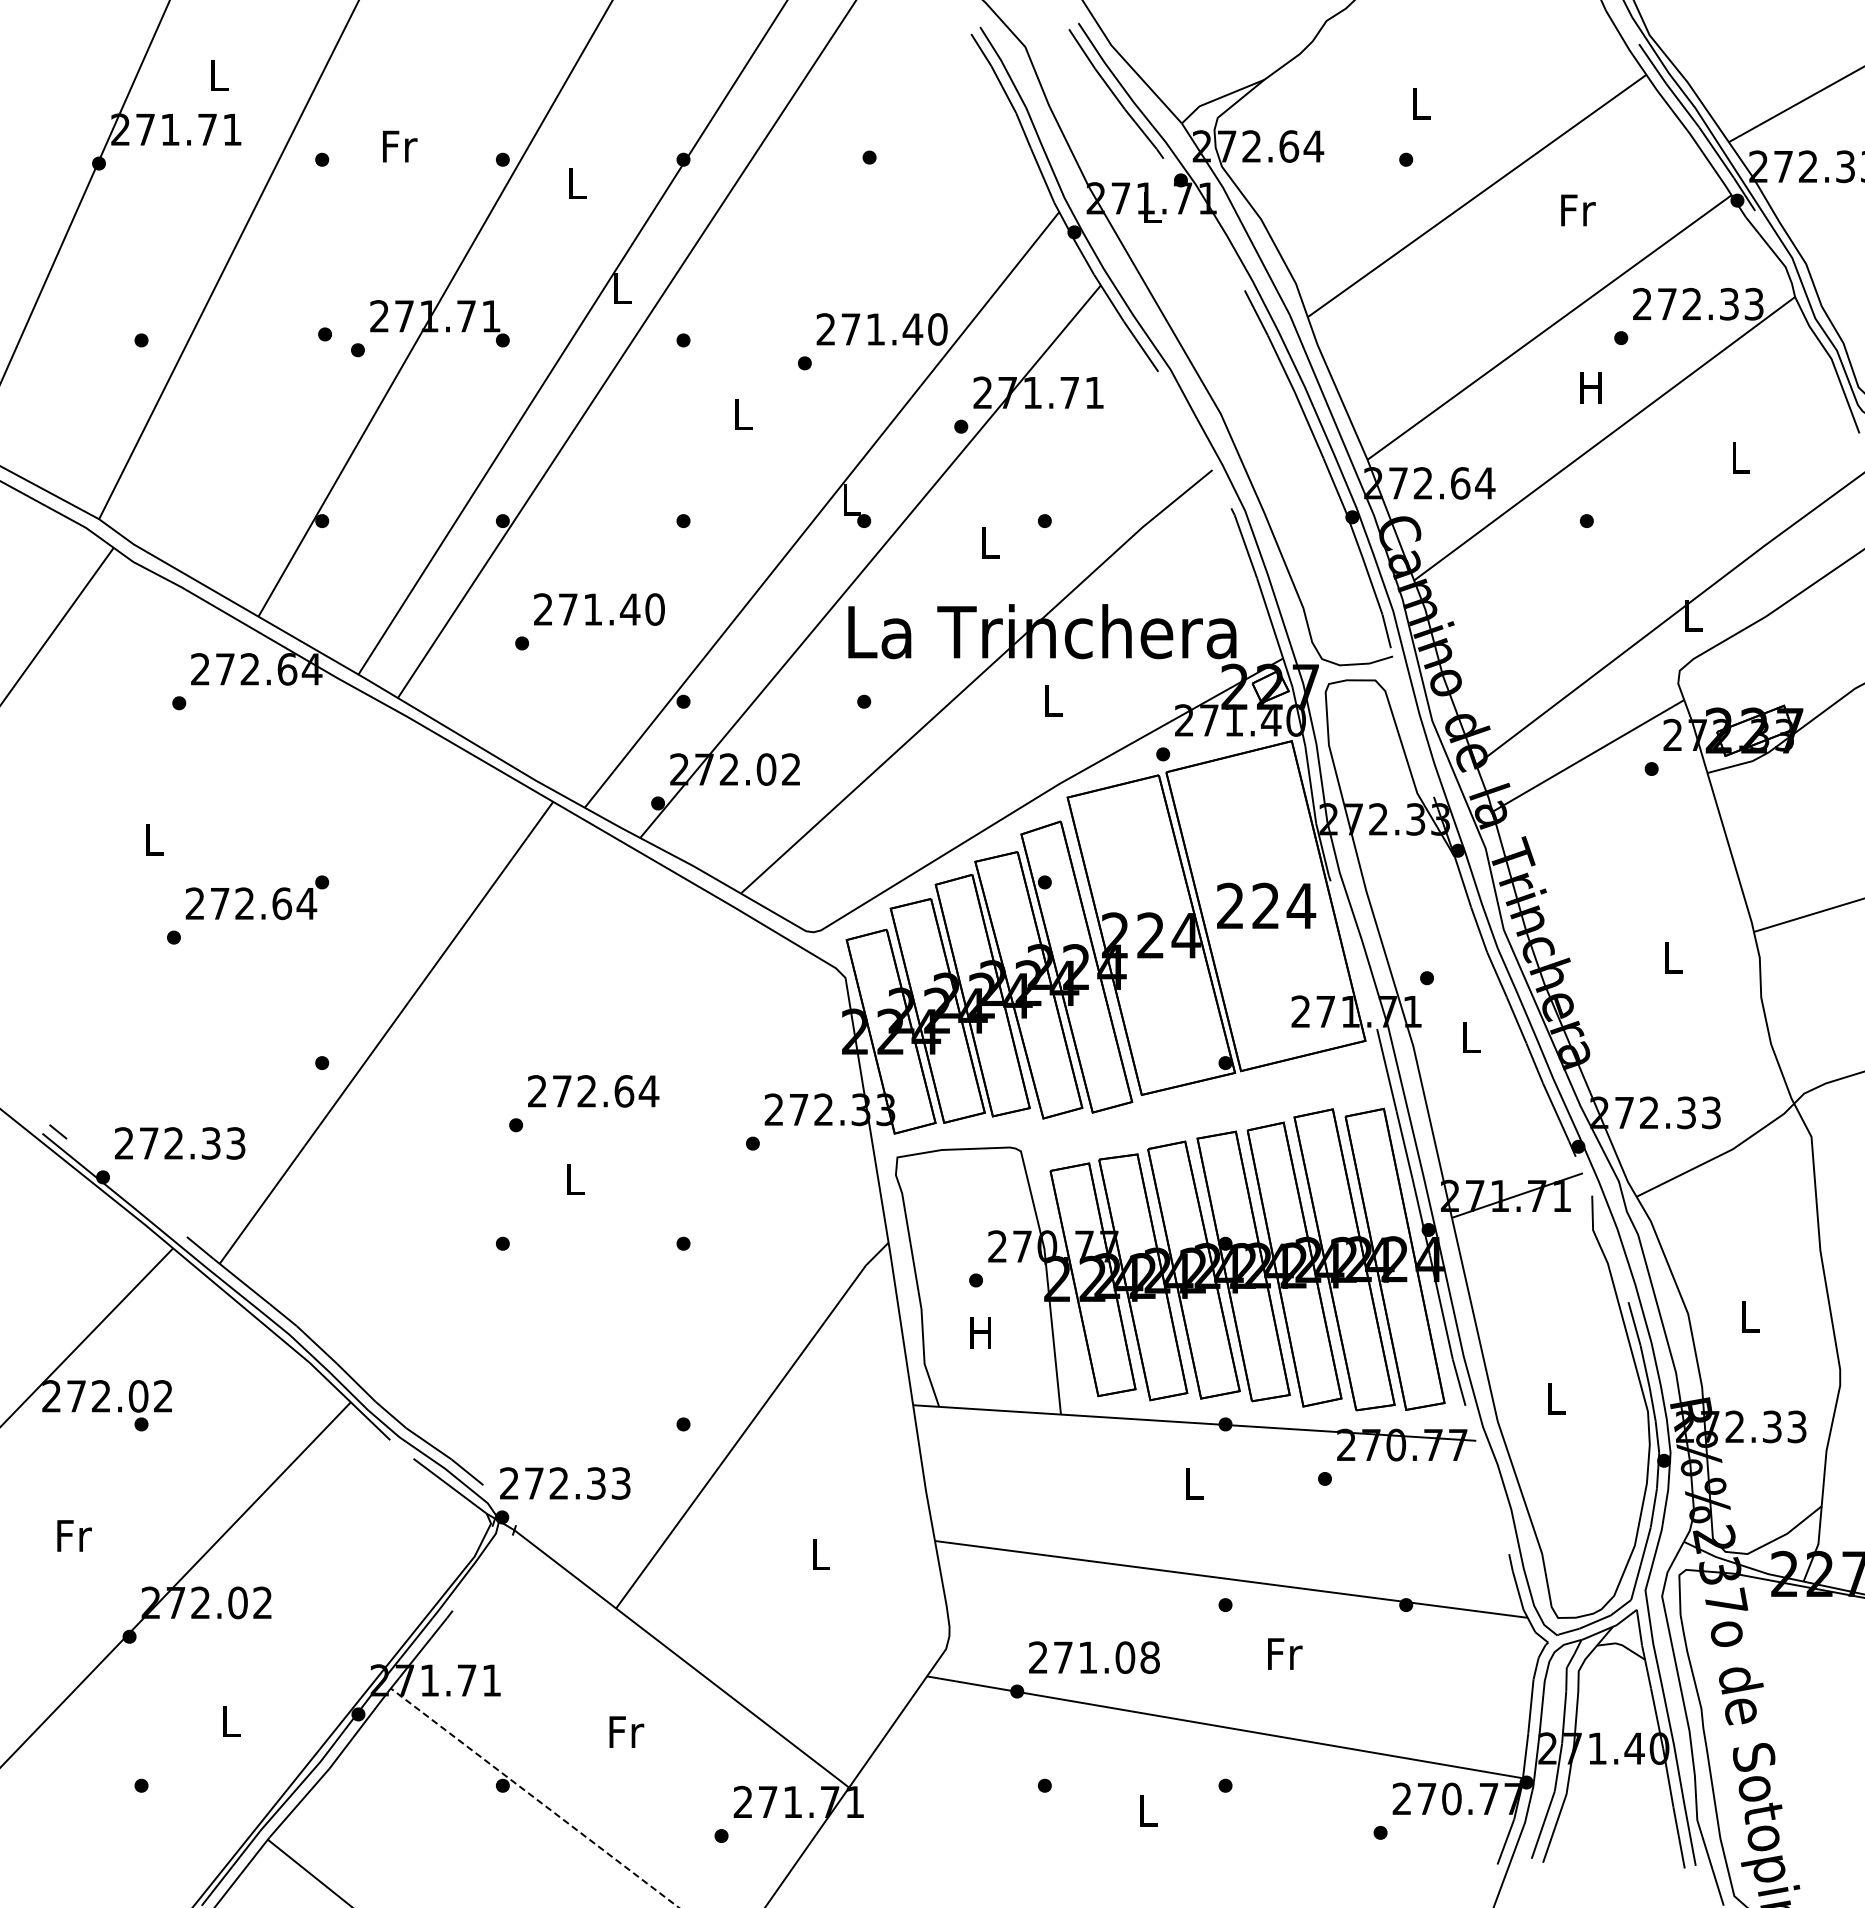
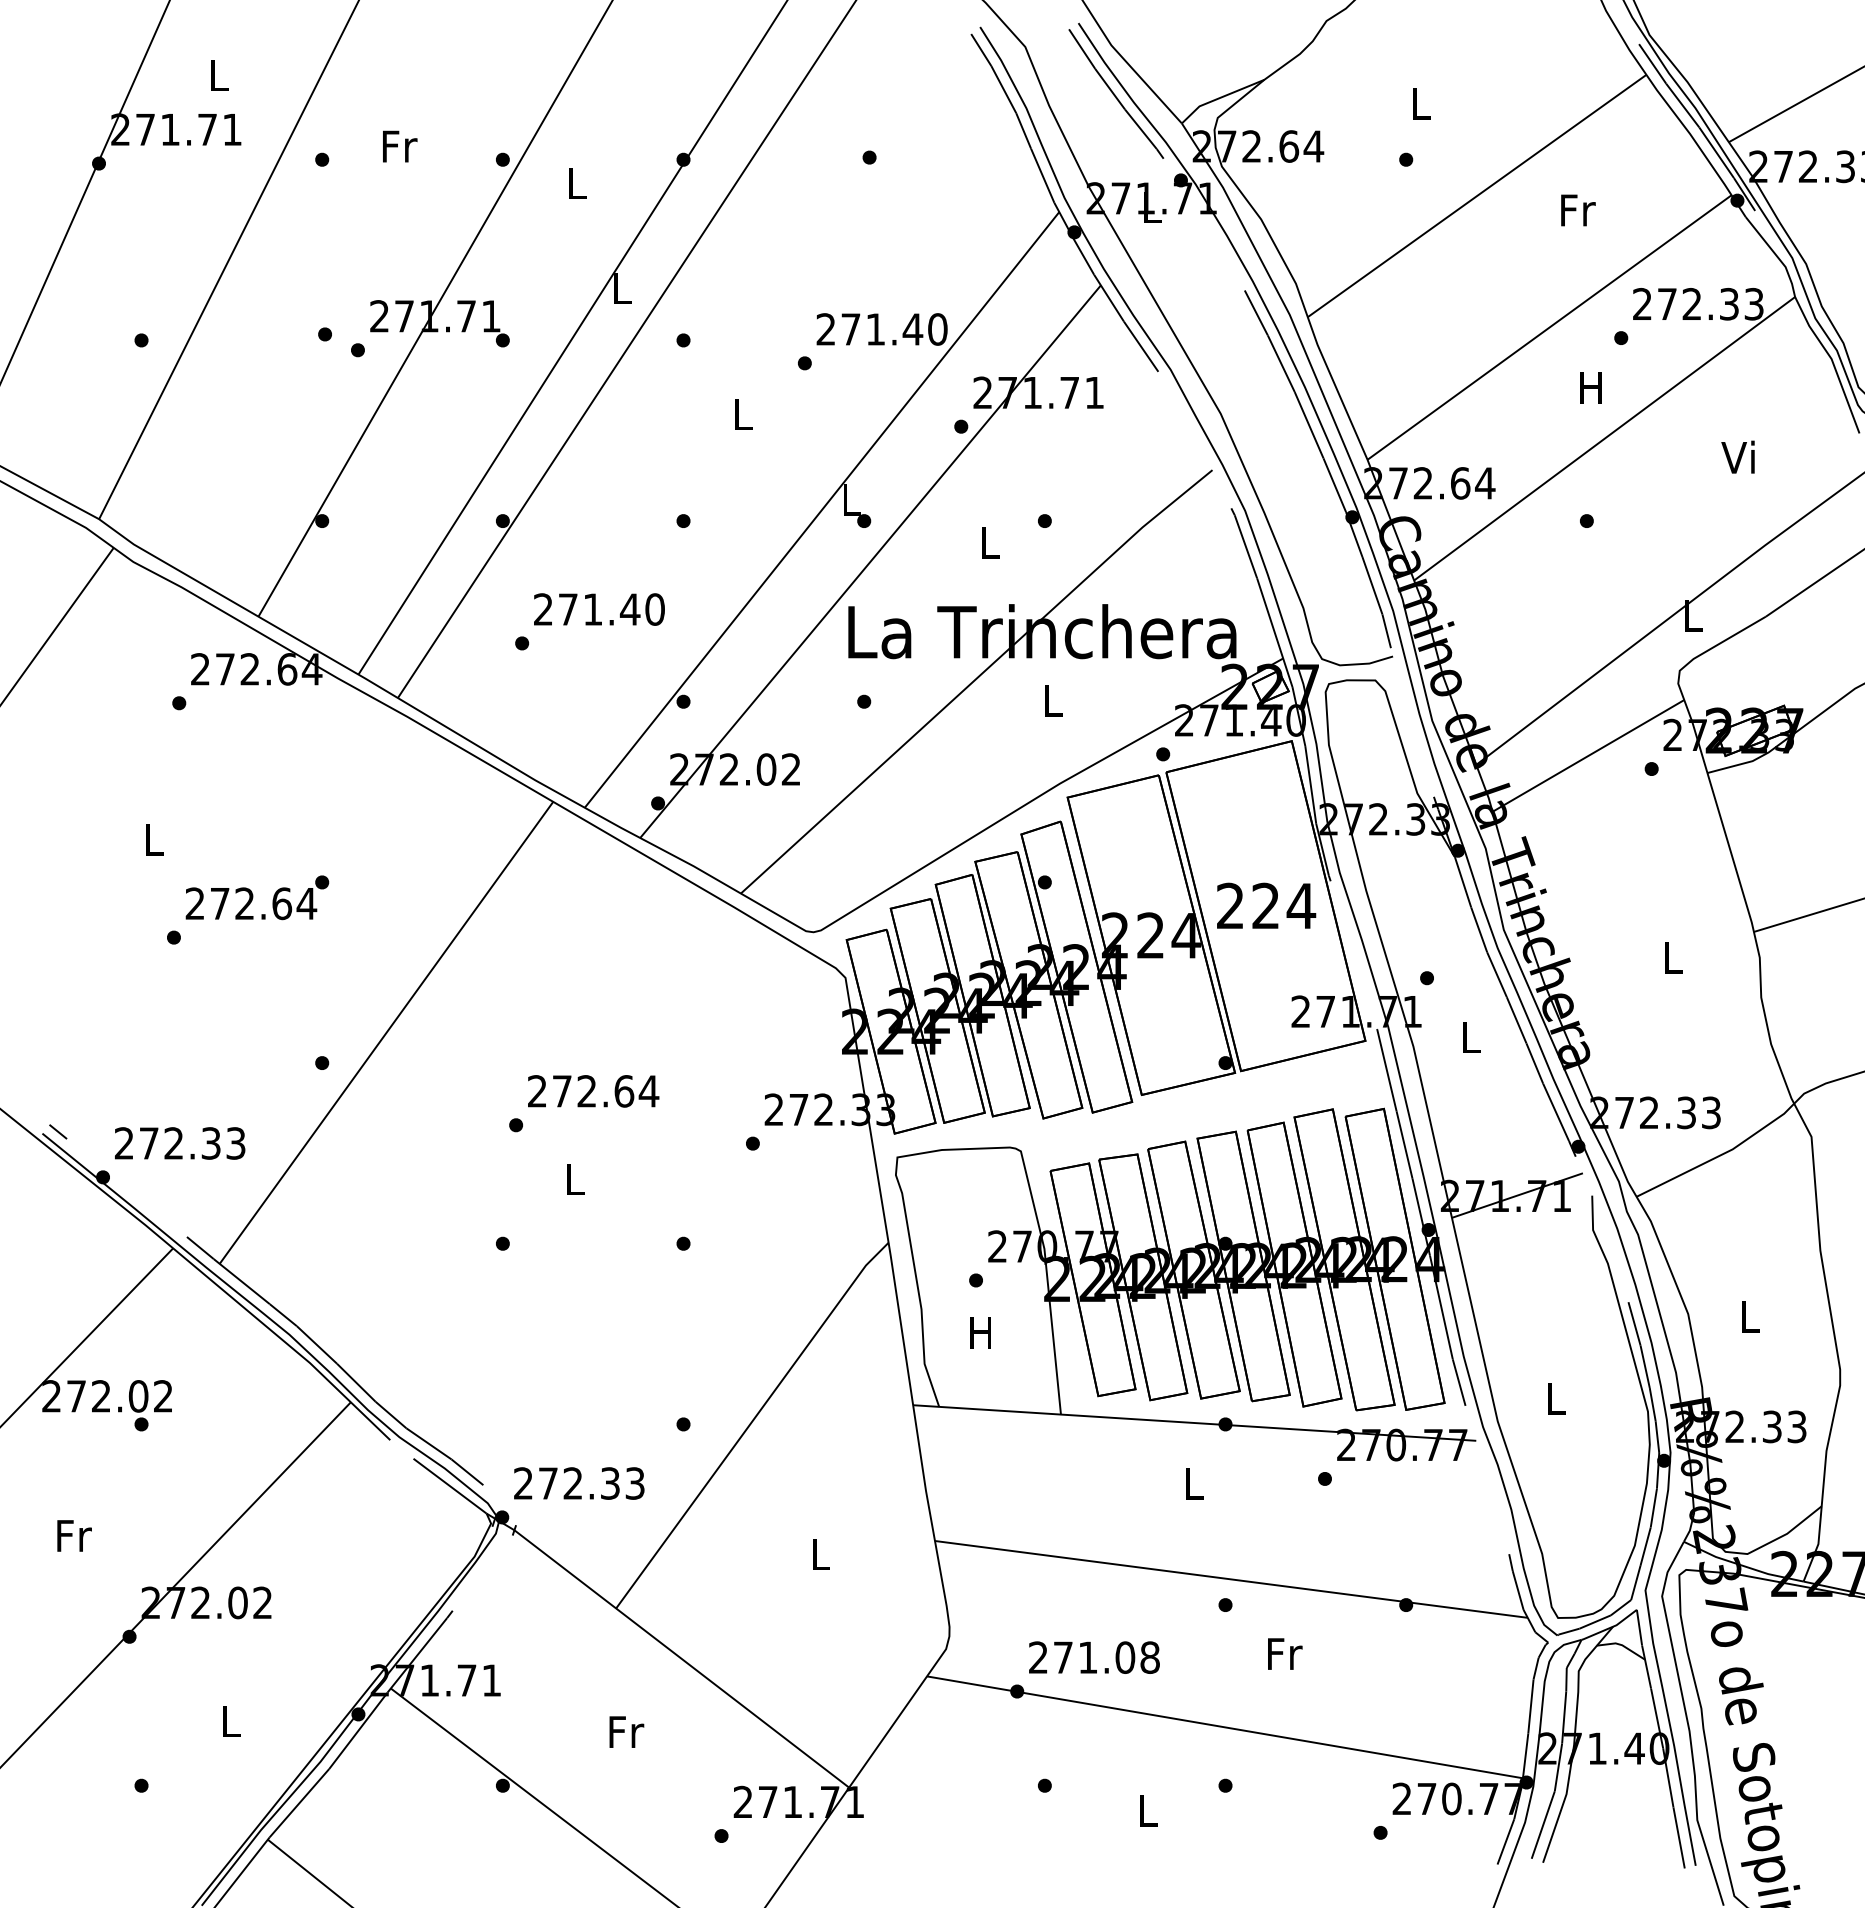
text: L -> Vi (1737, 456)
text position: (565, 1483) -> (579, 1483) (579, 1483)
line: dashed -> solid (534, 1797)
